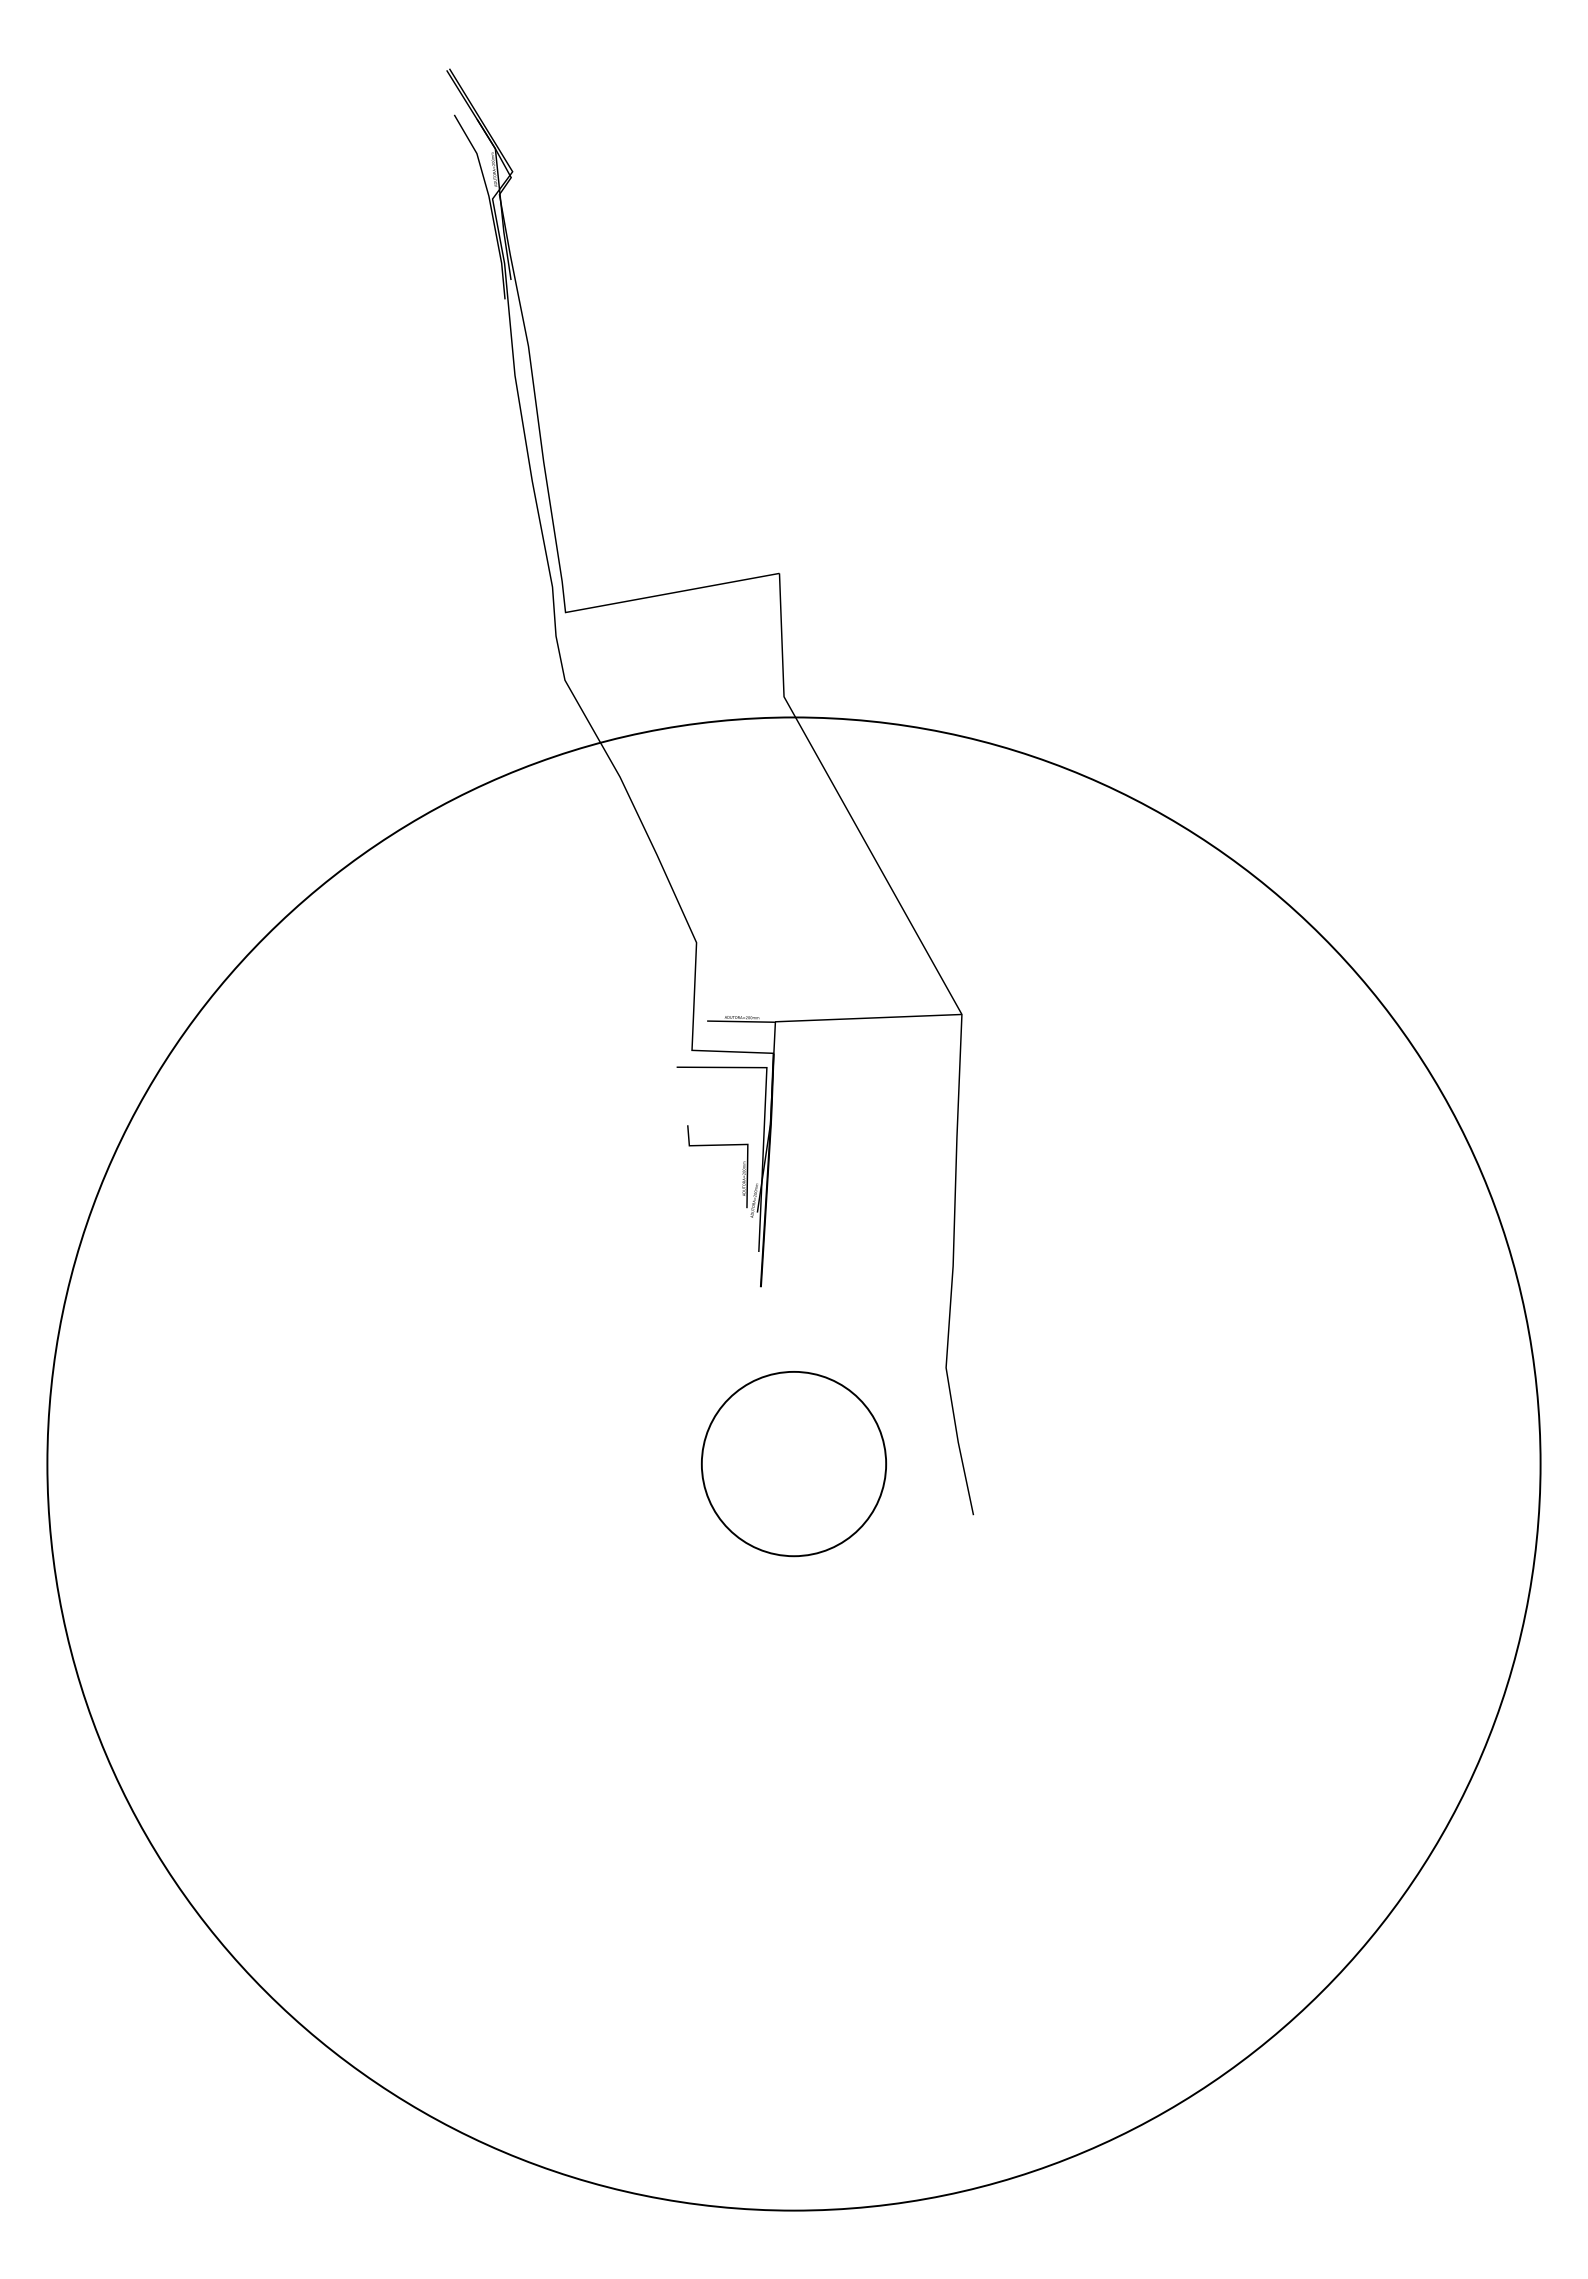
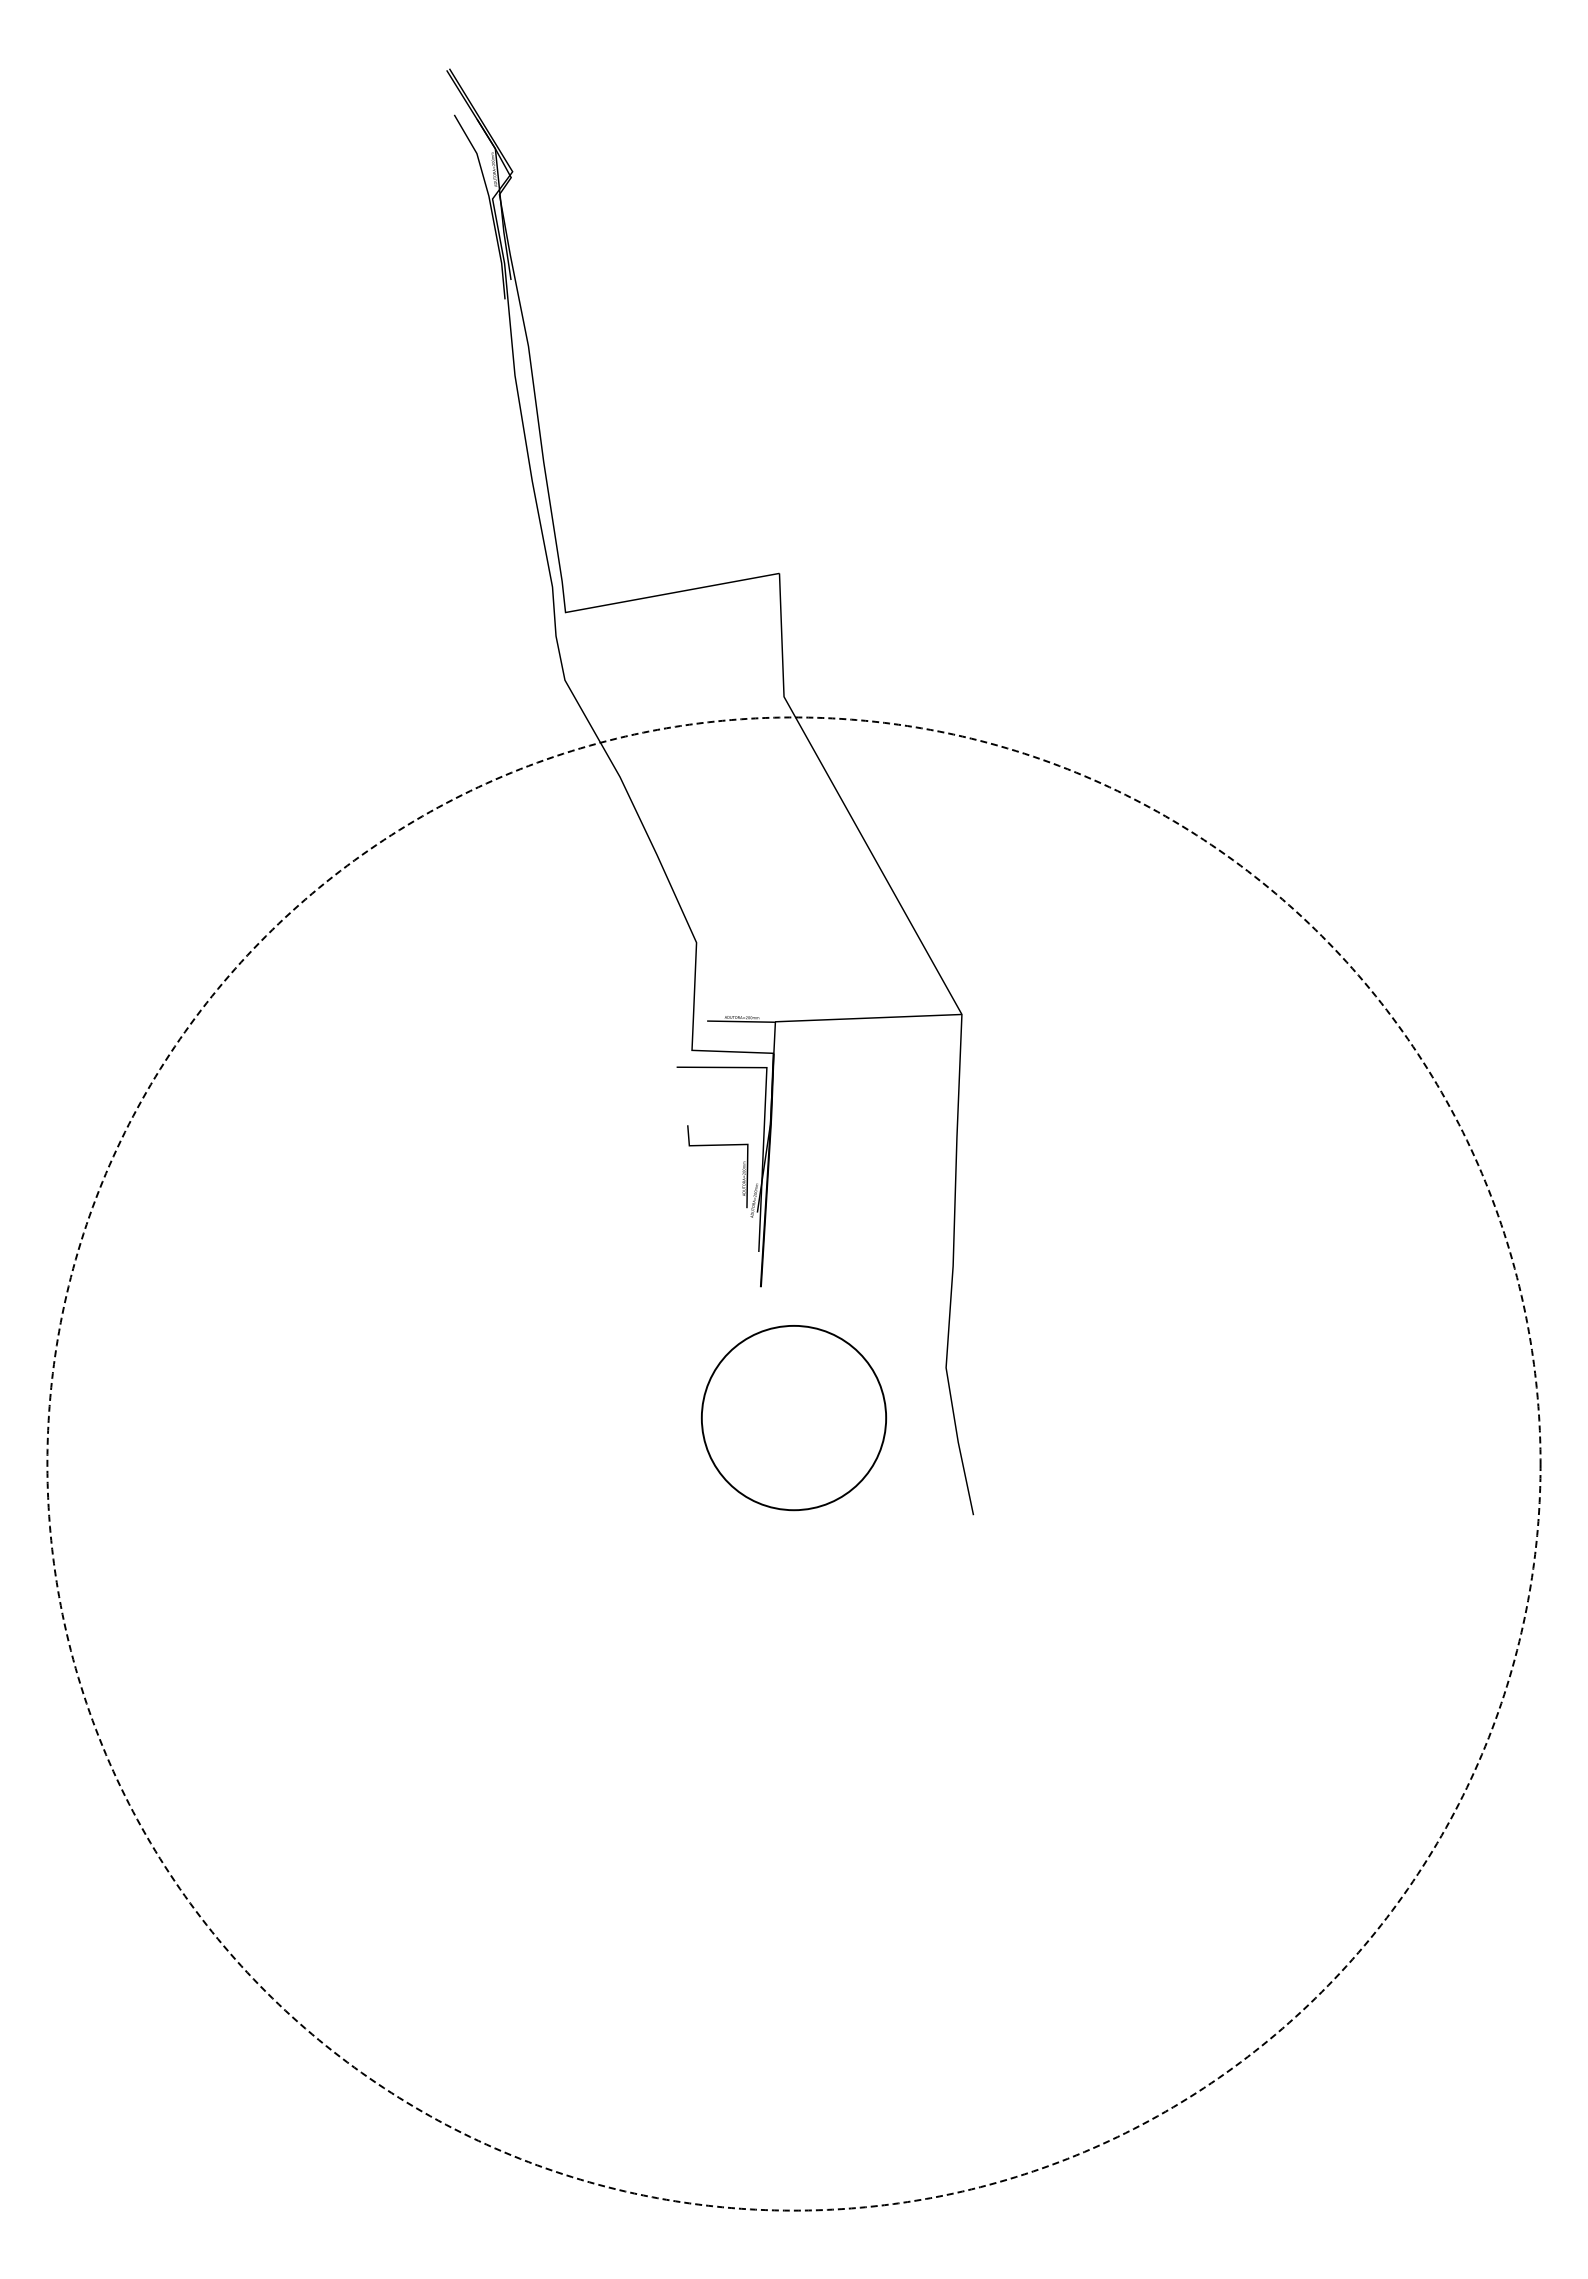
circle: solid -> dashed (793, 1463)
circle position: (793, 1464) -> (793, 1418) (793, 1418)
